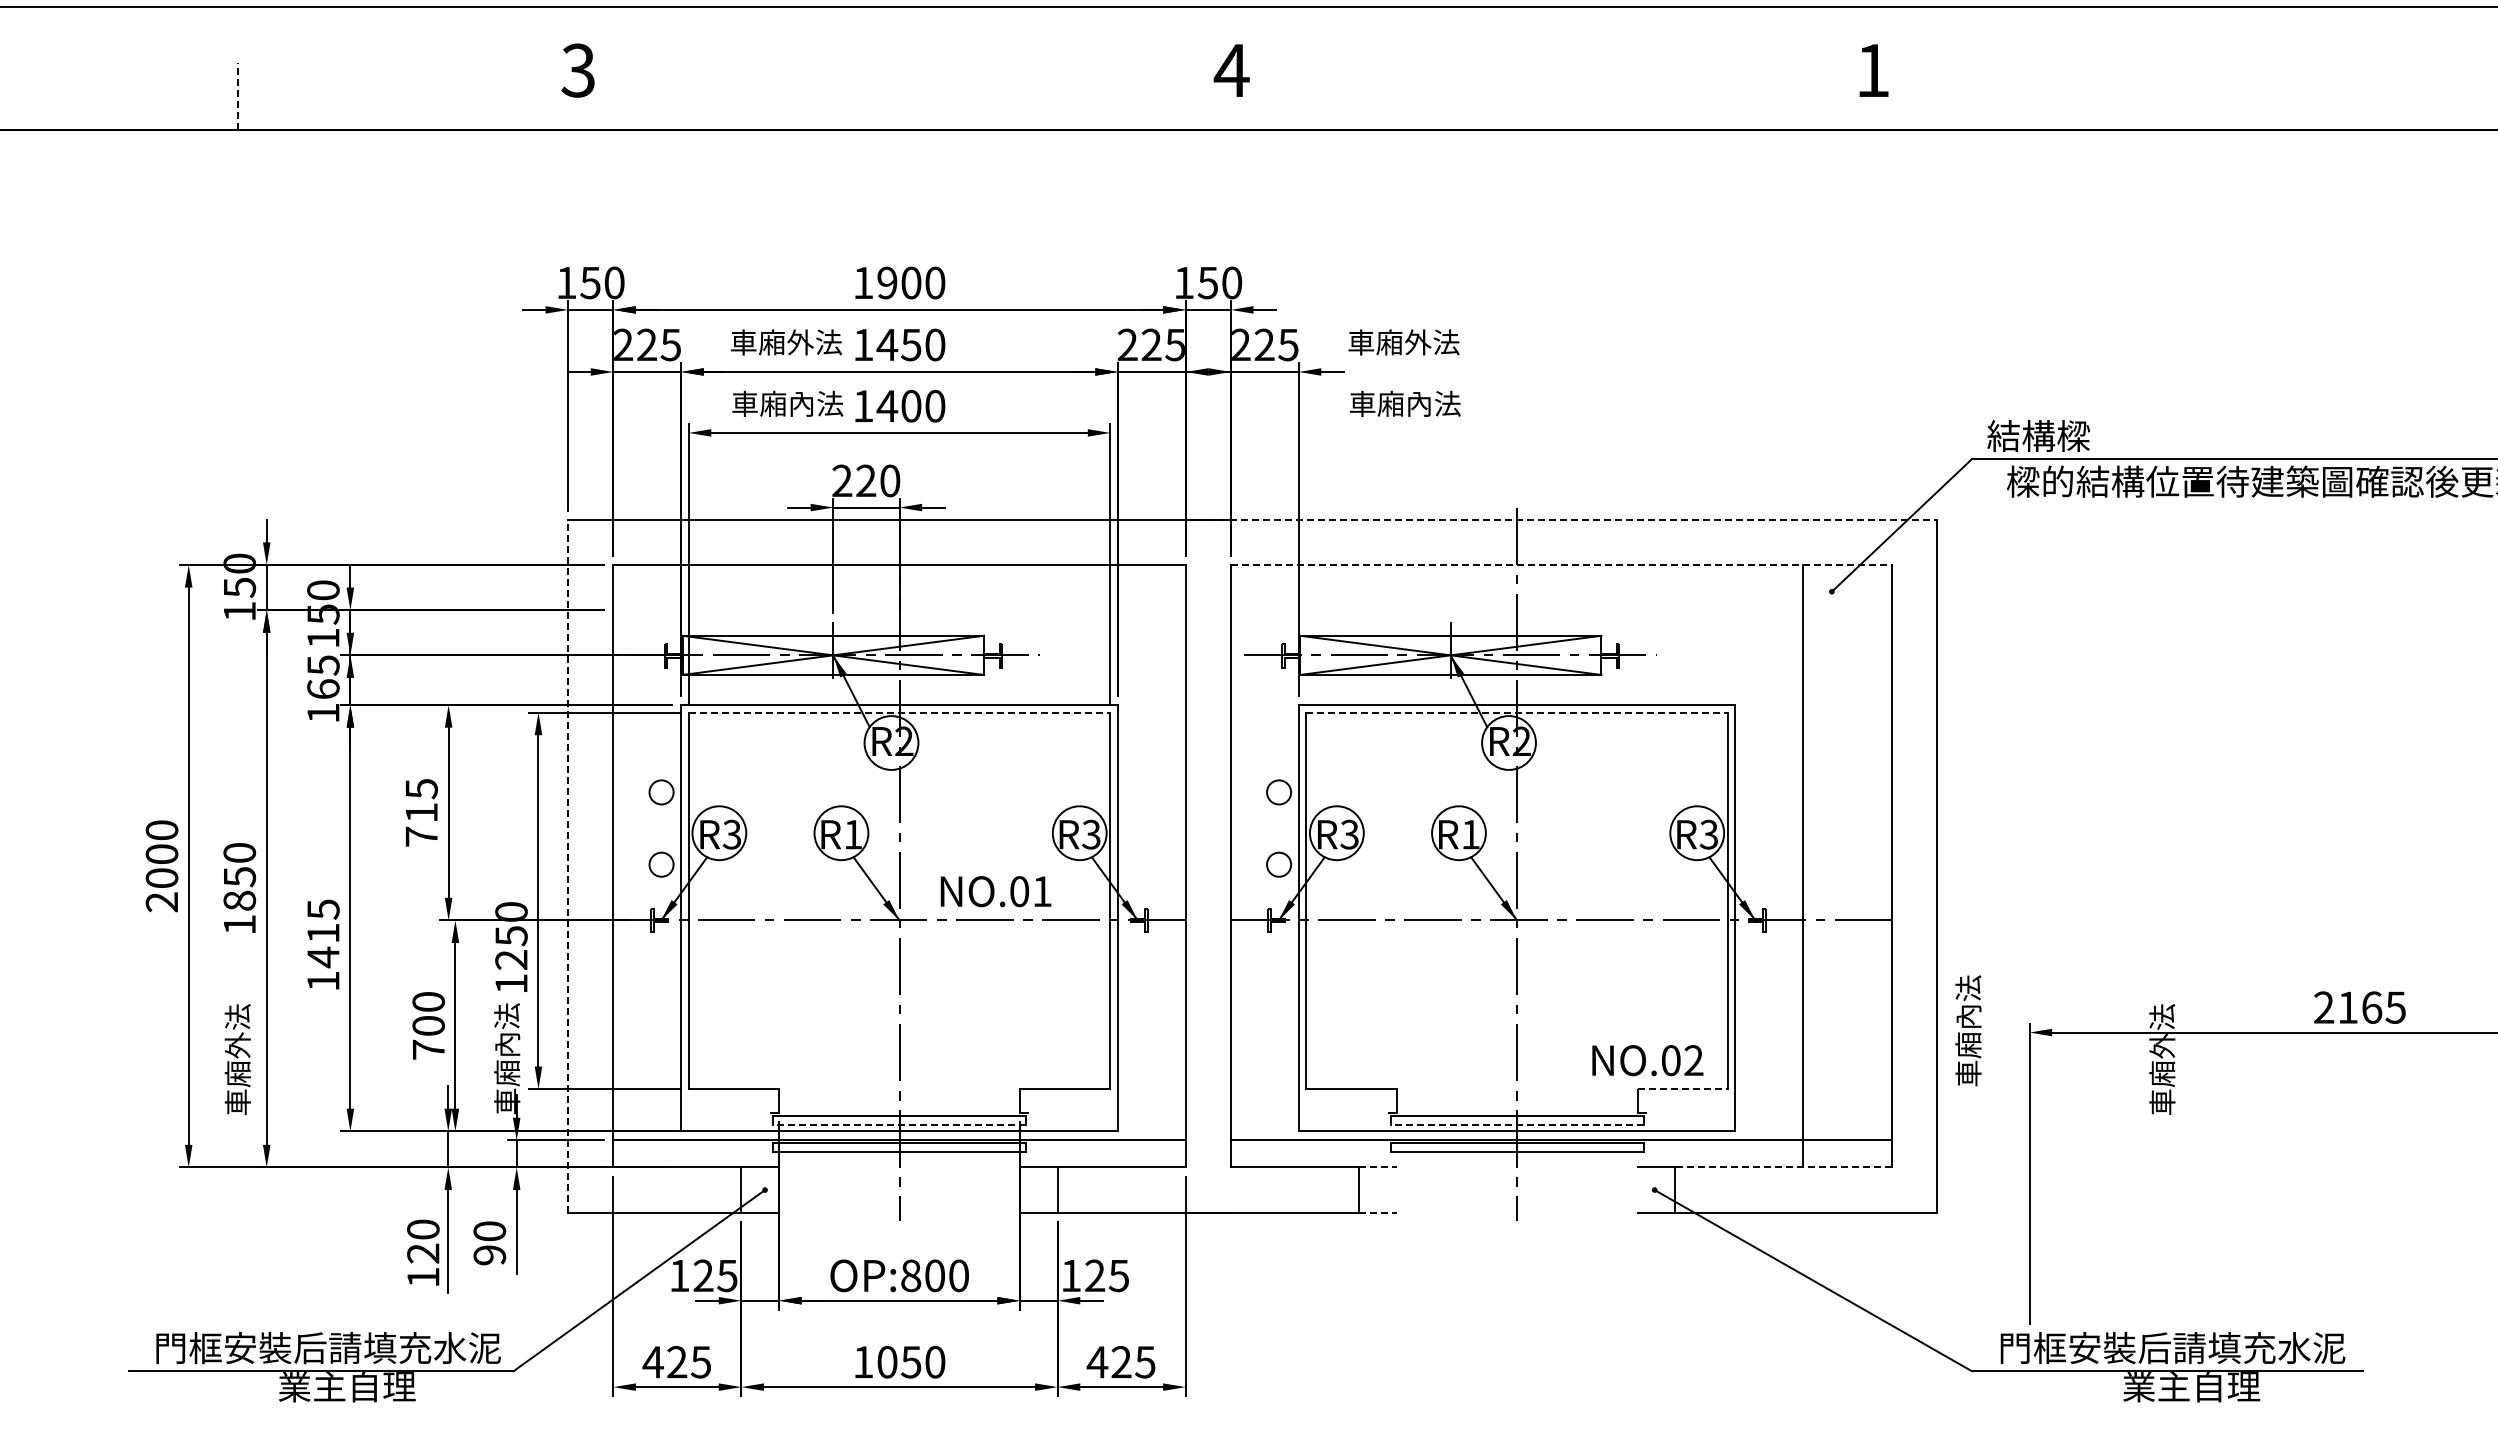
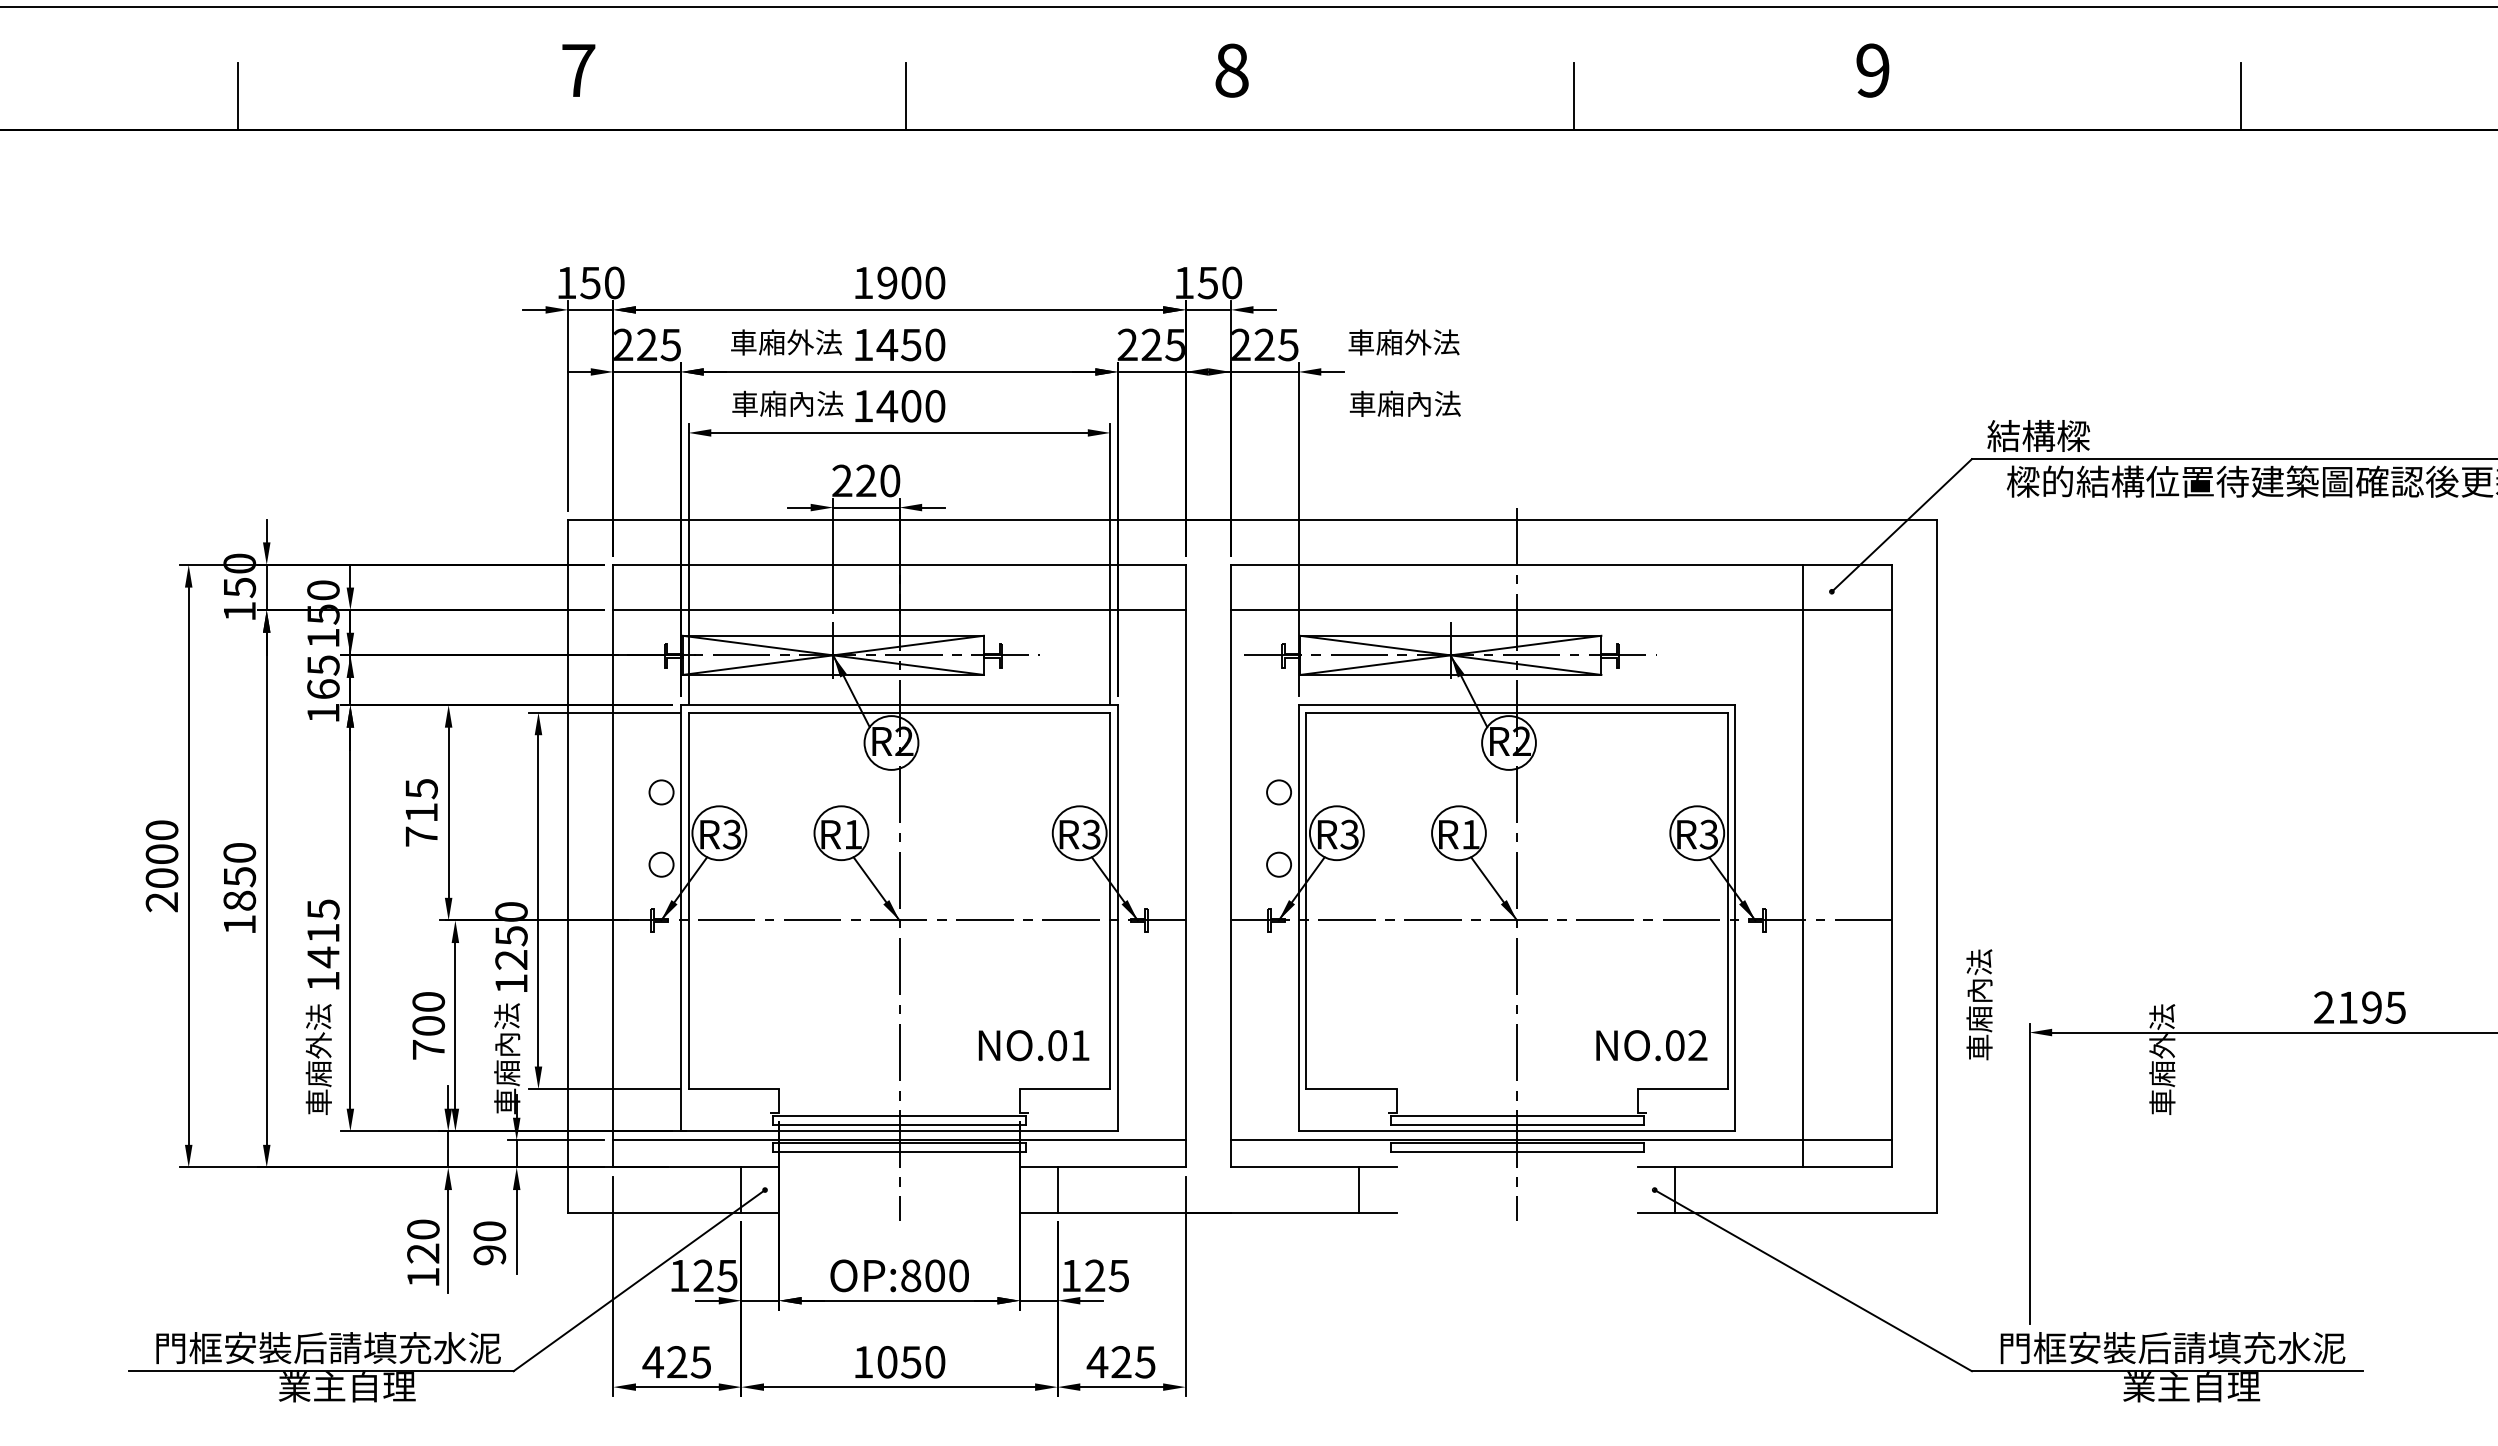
text: 3 -> 7 (578, 70)
text: 4 -> 8 (1231, 70)
text: 1 -> 9 (1872, 70)
line: dashed -> solid (238, 95)
line: none -> present (906, 96)
line: none -> present (1573, 96)
line: none -> present (2241, 96)
line: dashed -> solid (1561, 519)
line: dashed -> solid (1561, 565)
line: none -> present (899, 610)
line: none -> present (1561, 610)
line: dashed -> solid (899, 712)
line: dashed -> solid (1517, 712)
line: dashed -> solid (568, 865)
text position: (995, 891) -> (1033, 1045) (1033, 1045)
text: 2165 -> 2195 (2372, 1007)
text position: (1968, 1030) -> (1979, 1004) (1979, 1004)
text position: (237, 1059) -> (318, 1059) (318, 1059)
text position: (1647, 1060) -> (1651, 1045) (1651, 1045)
line: dashed -> solid (1683, 1089)
line: dashed -> solid (899, 1125)
line: dashed -> solid (1517, 1125)
line: dashed -> solid (1377, 1167)
line: dashed -> solid (1783, 1167)
line: dashed -> solid (1377, 1212)
